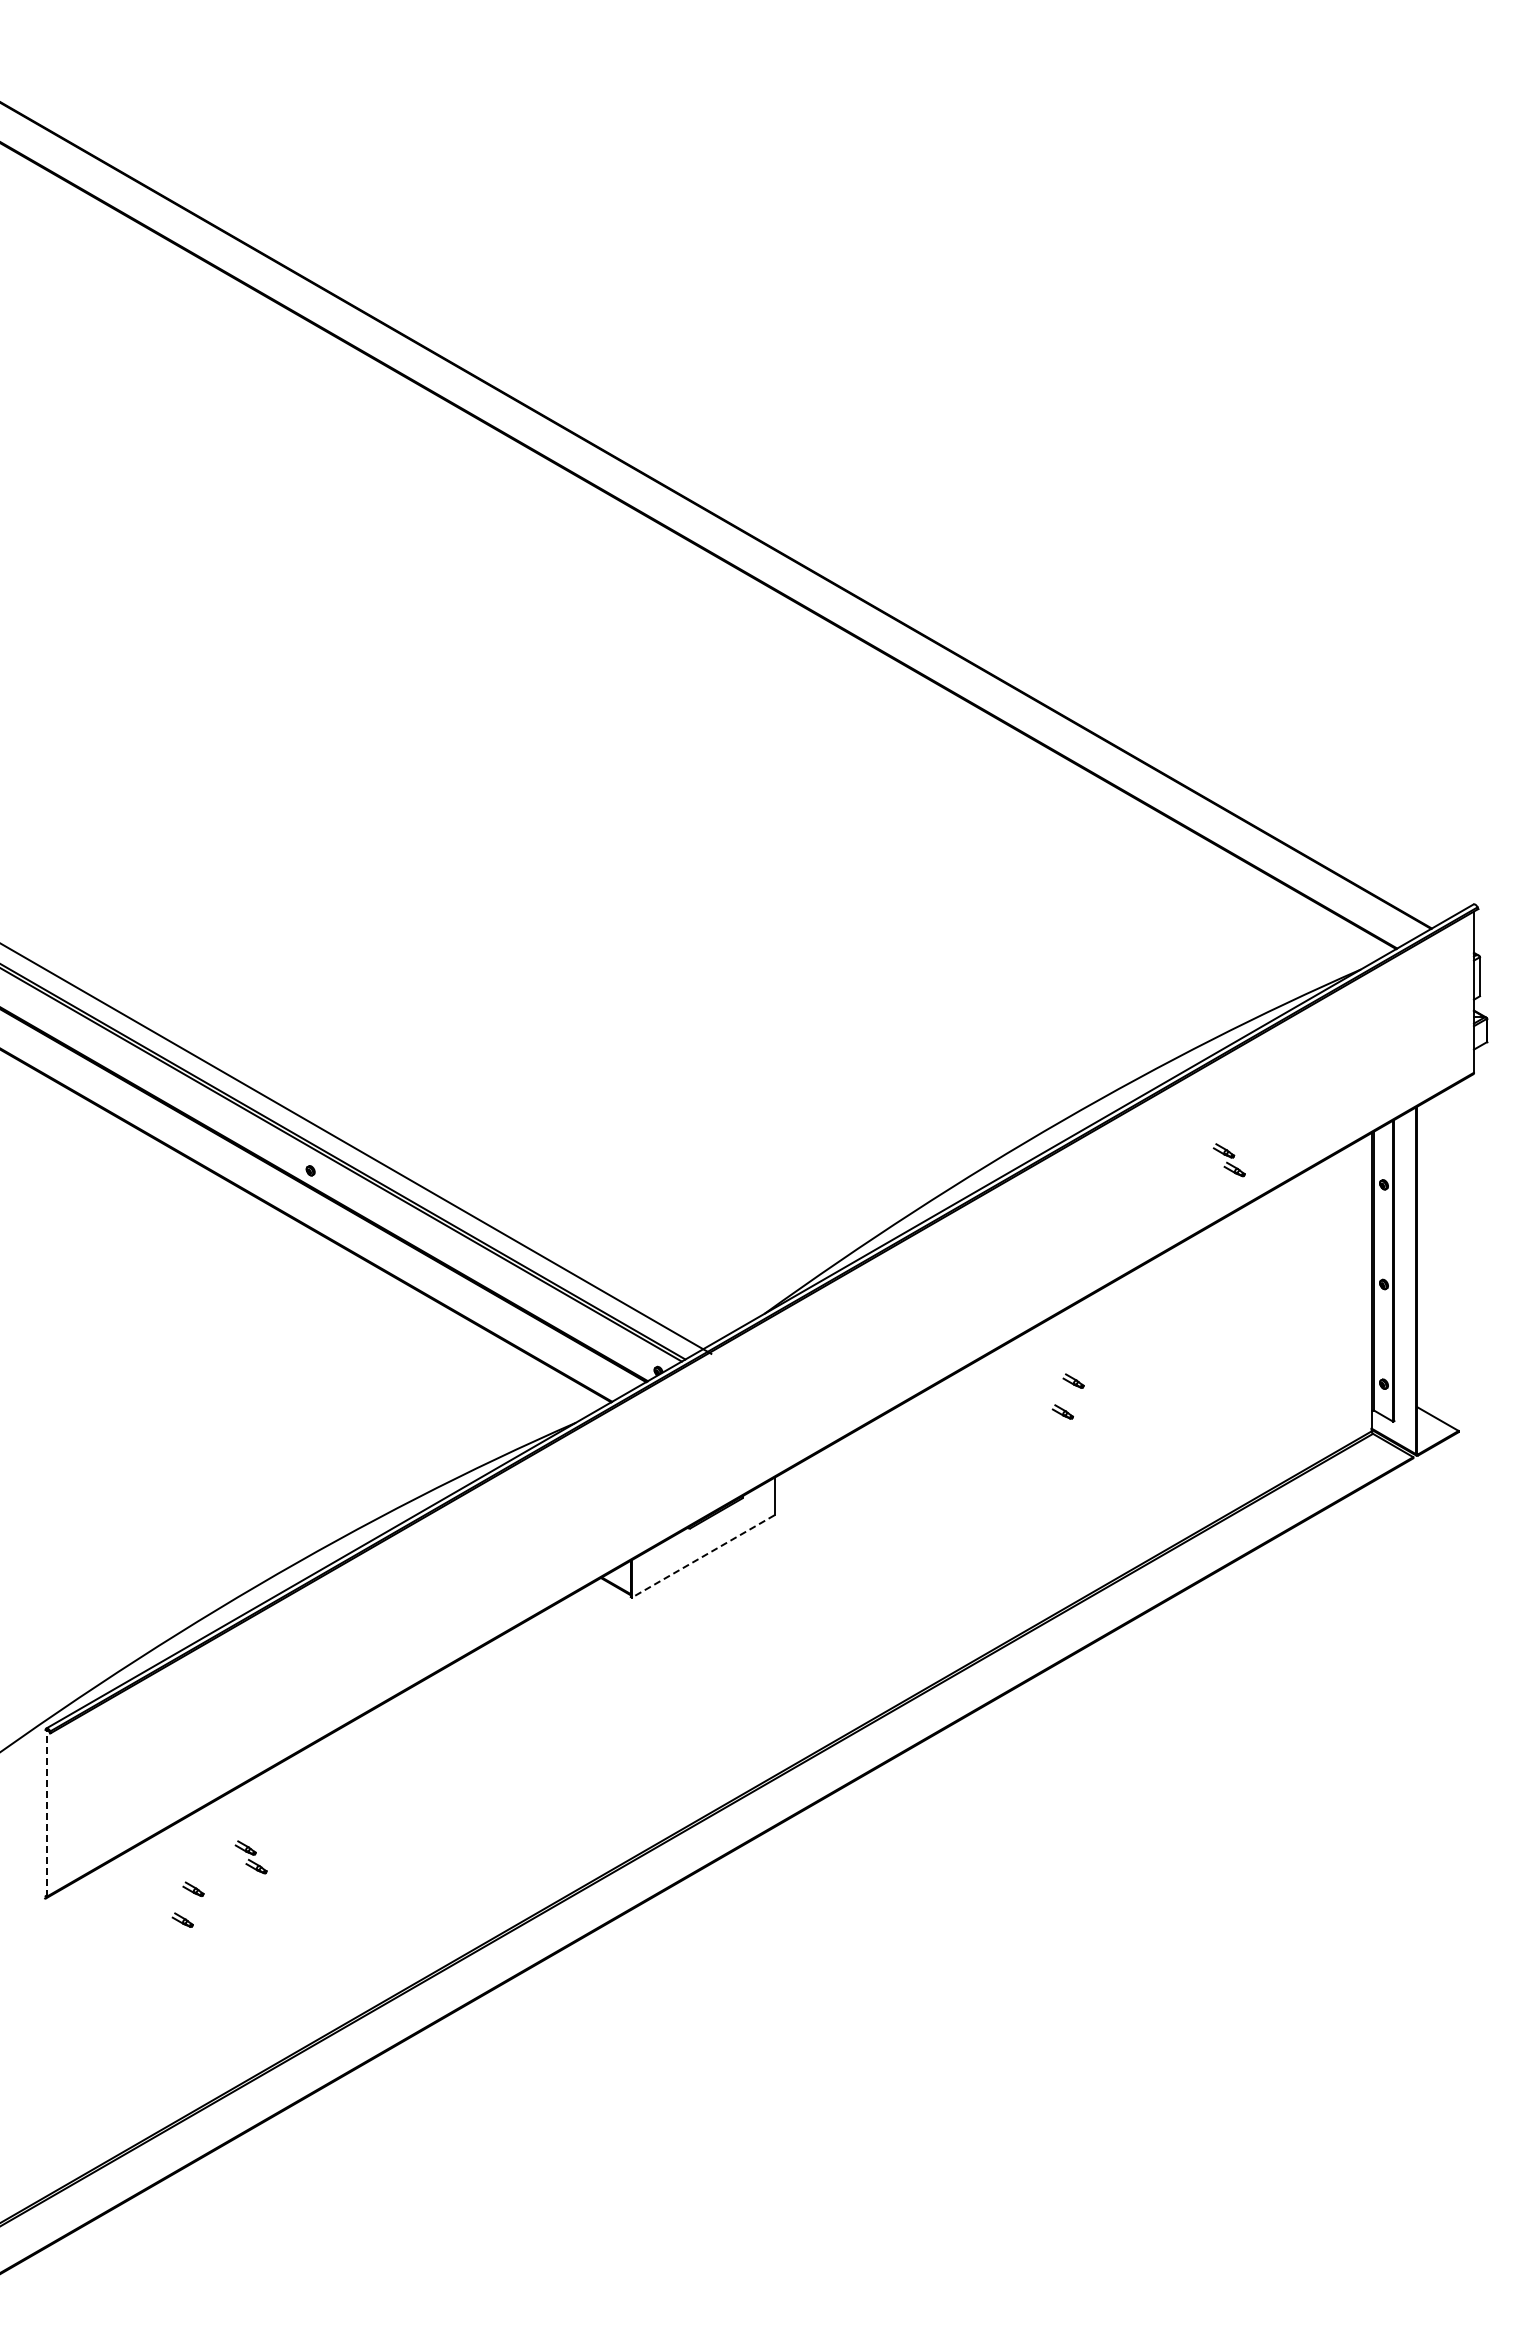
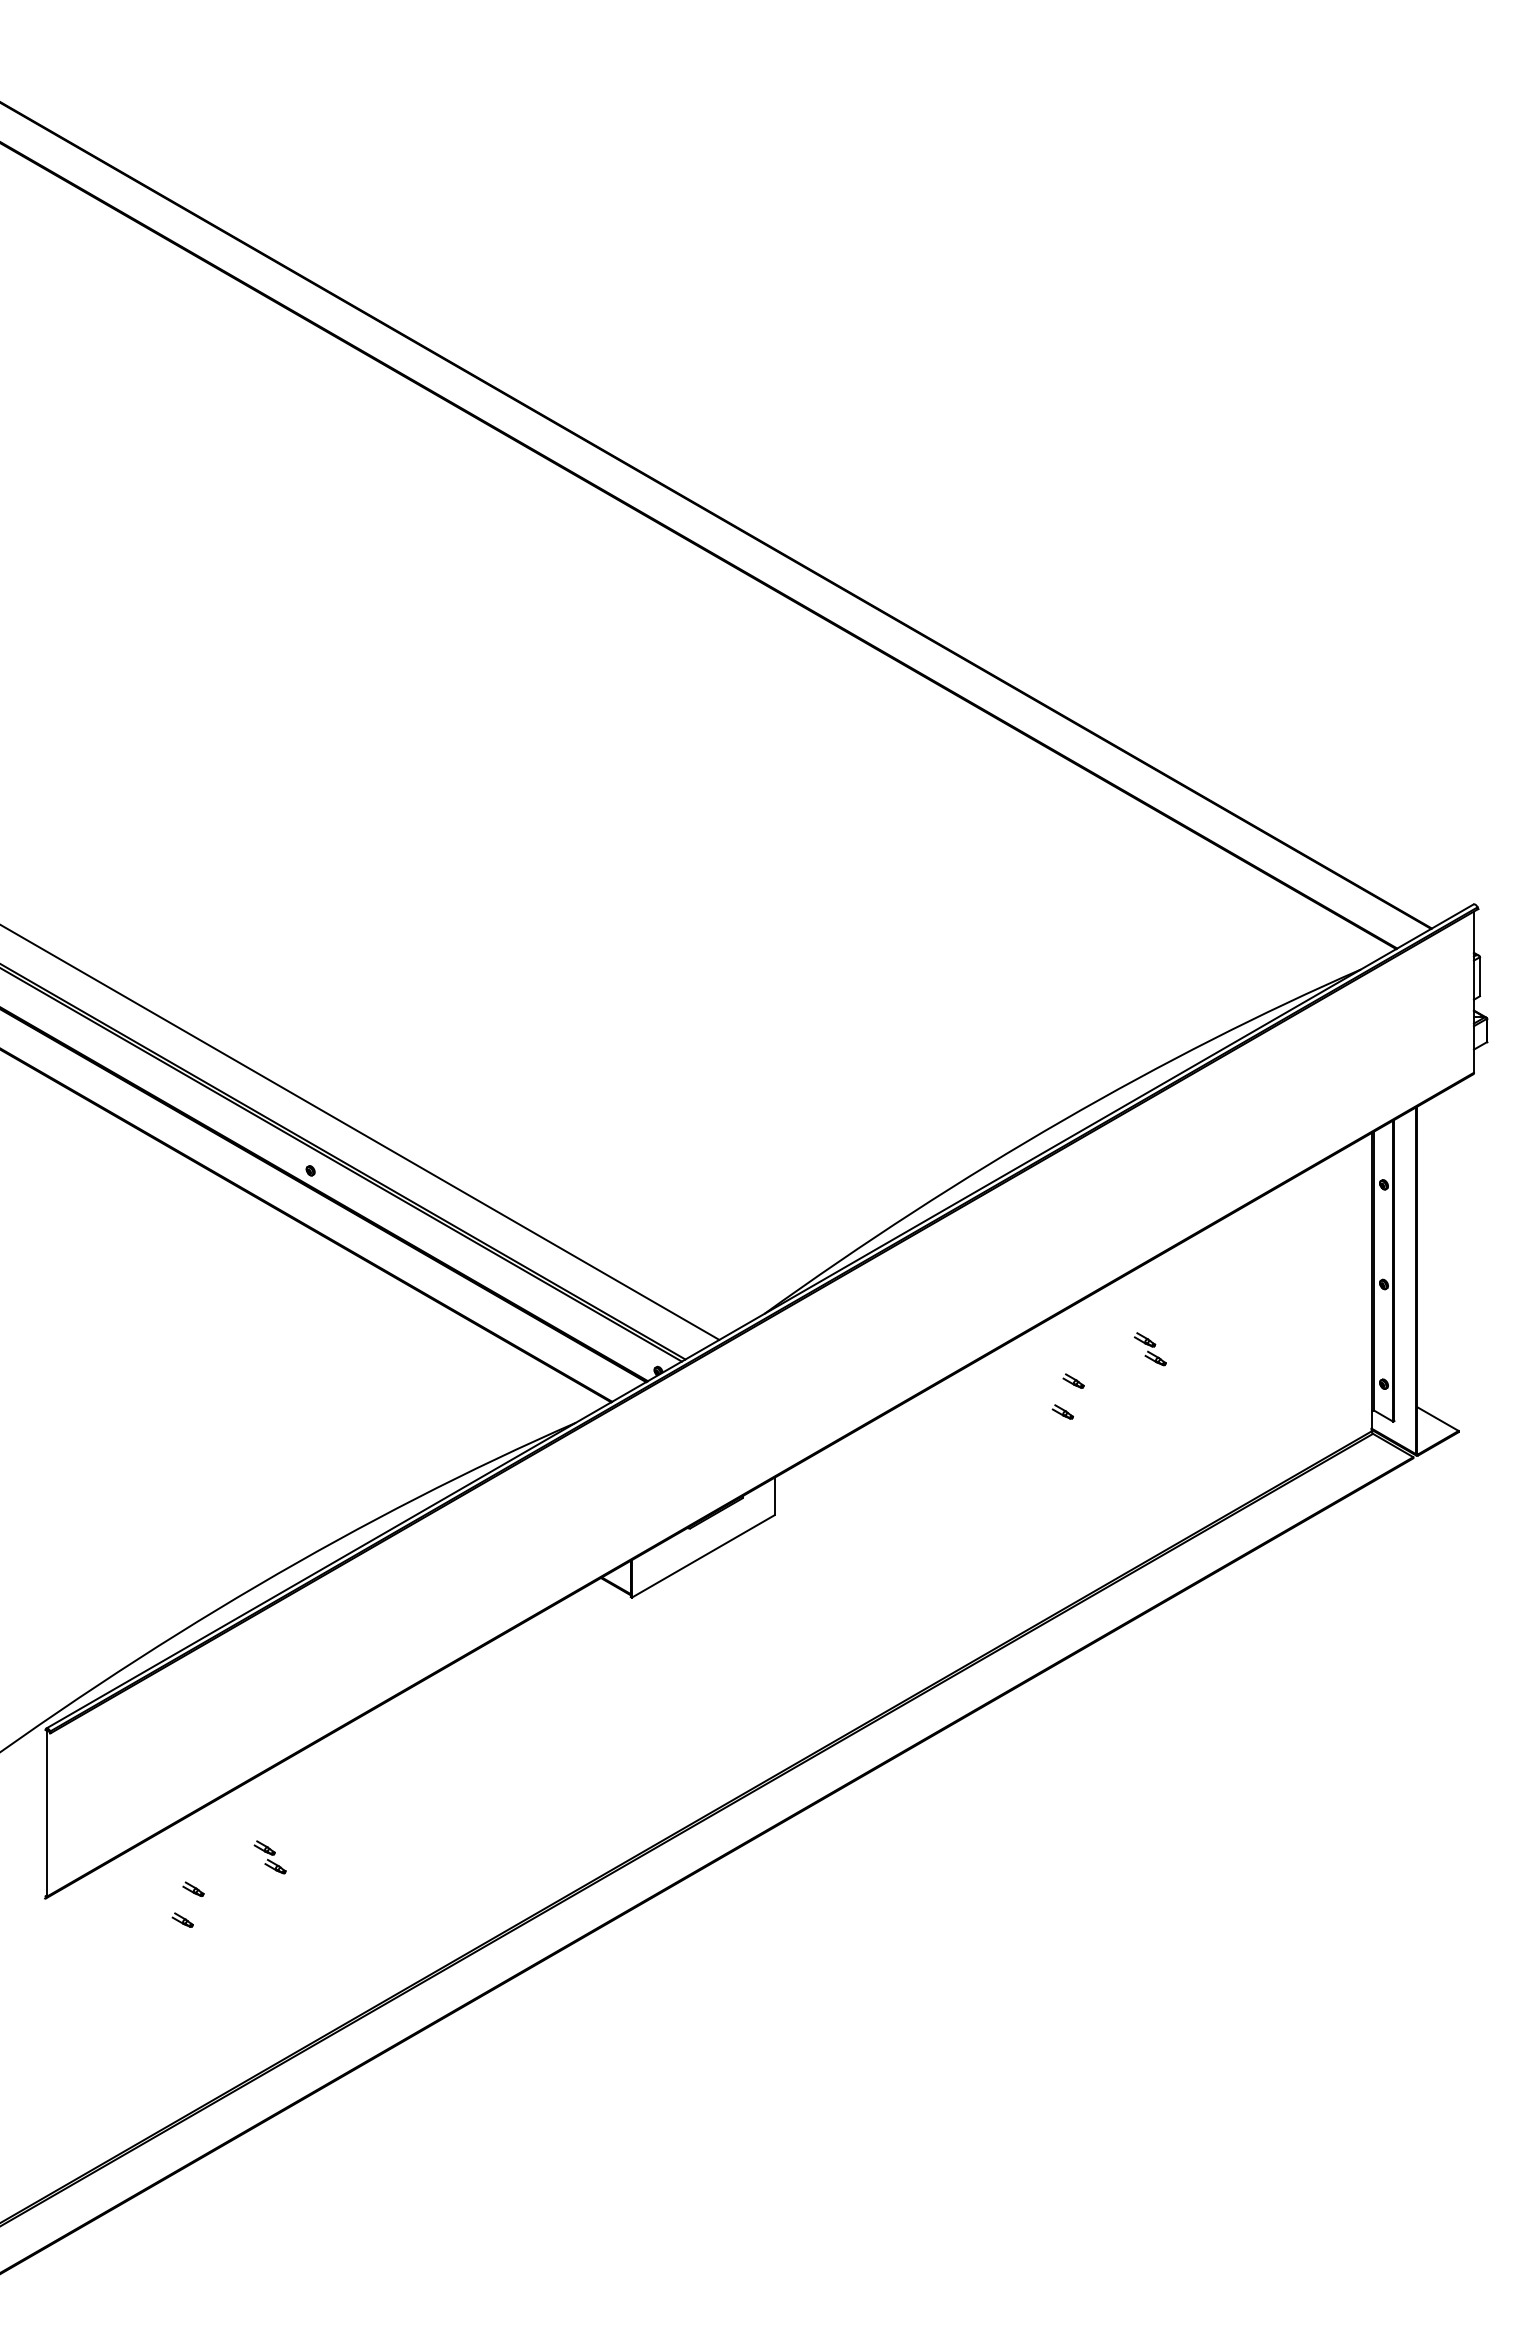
line position: (356, 1148) -> (360, 1132) (360, 1132)
part position: (1228, 1160) -> (1149, 1349) (1149, 1349)
line: dashed -> solid (702, 1556)
line: dashed -> solid (46, 1813)
part position: (250, 1857) -> (269, 1857) (269, 1857)
